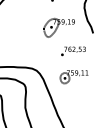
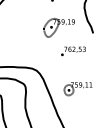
part position: (73, 77) -> (77, 89) (77, 89)
